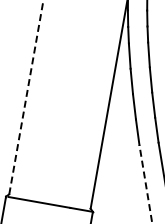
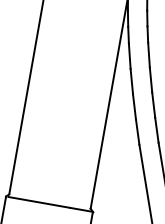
line: dashed -> solid (26, 97)
line: dashed -> solid (145, 184)
